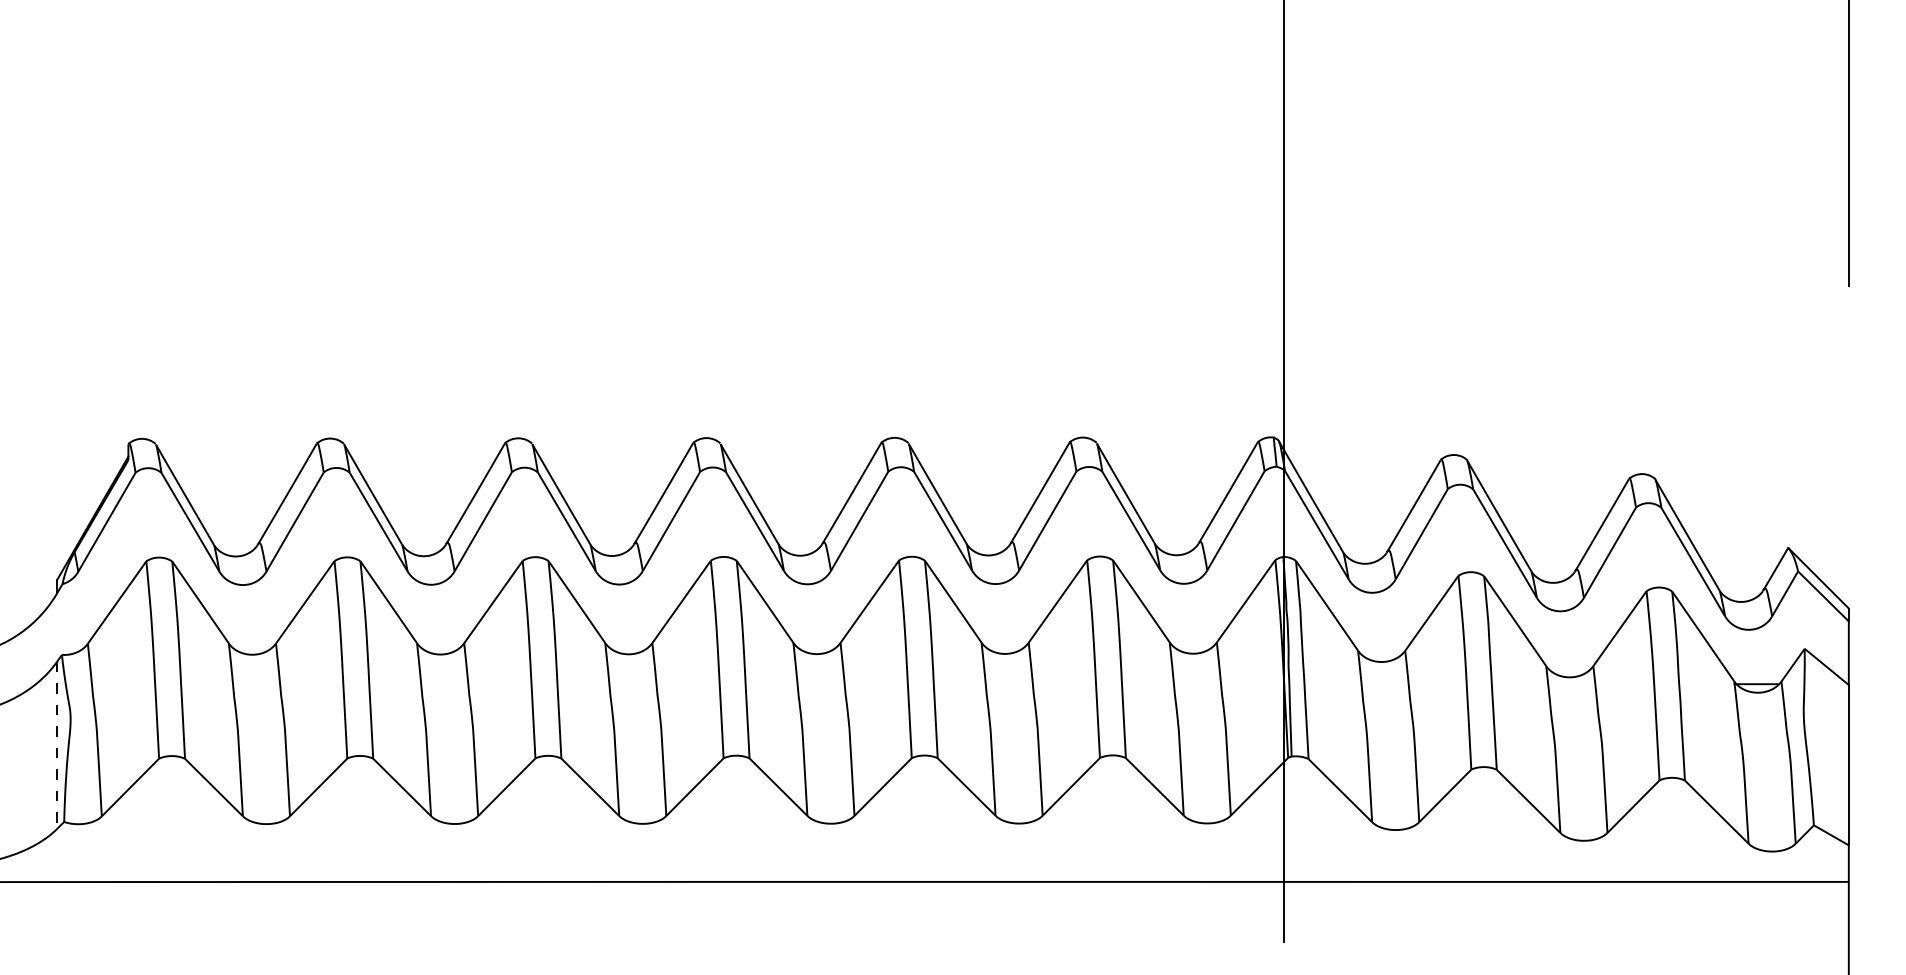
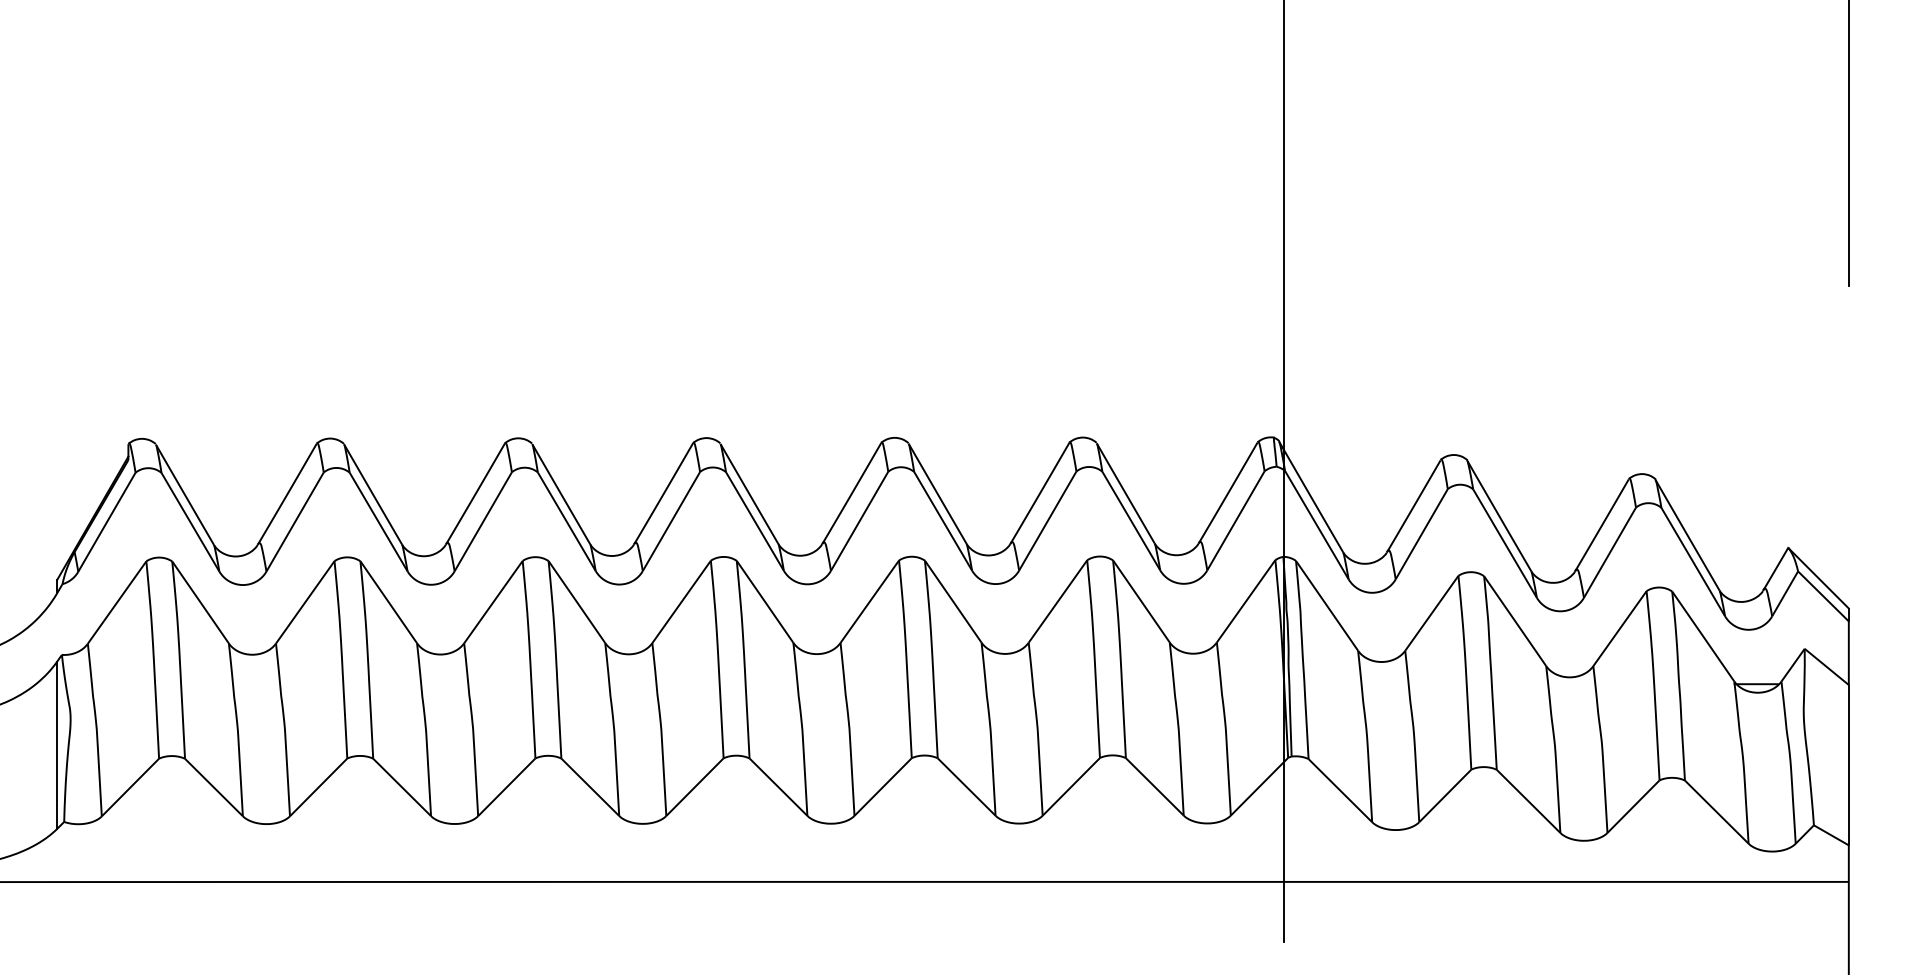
line: dashed -> solid (57, 745)
